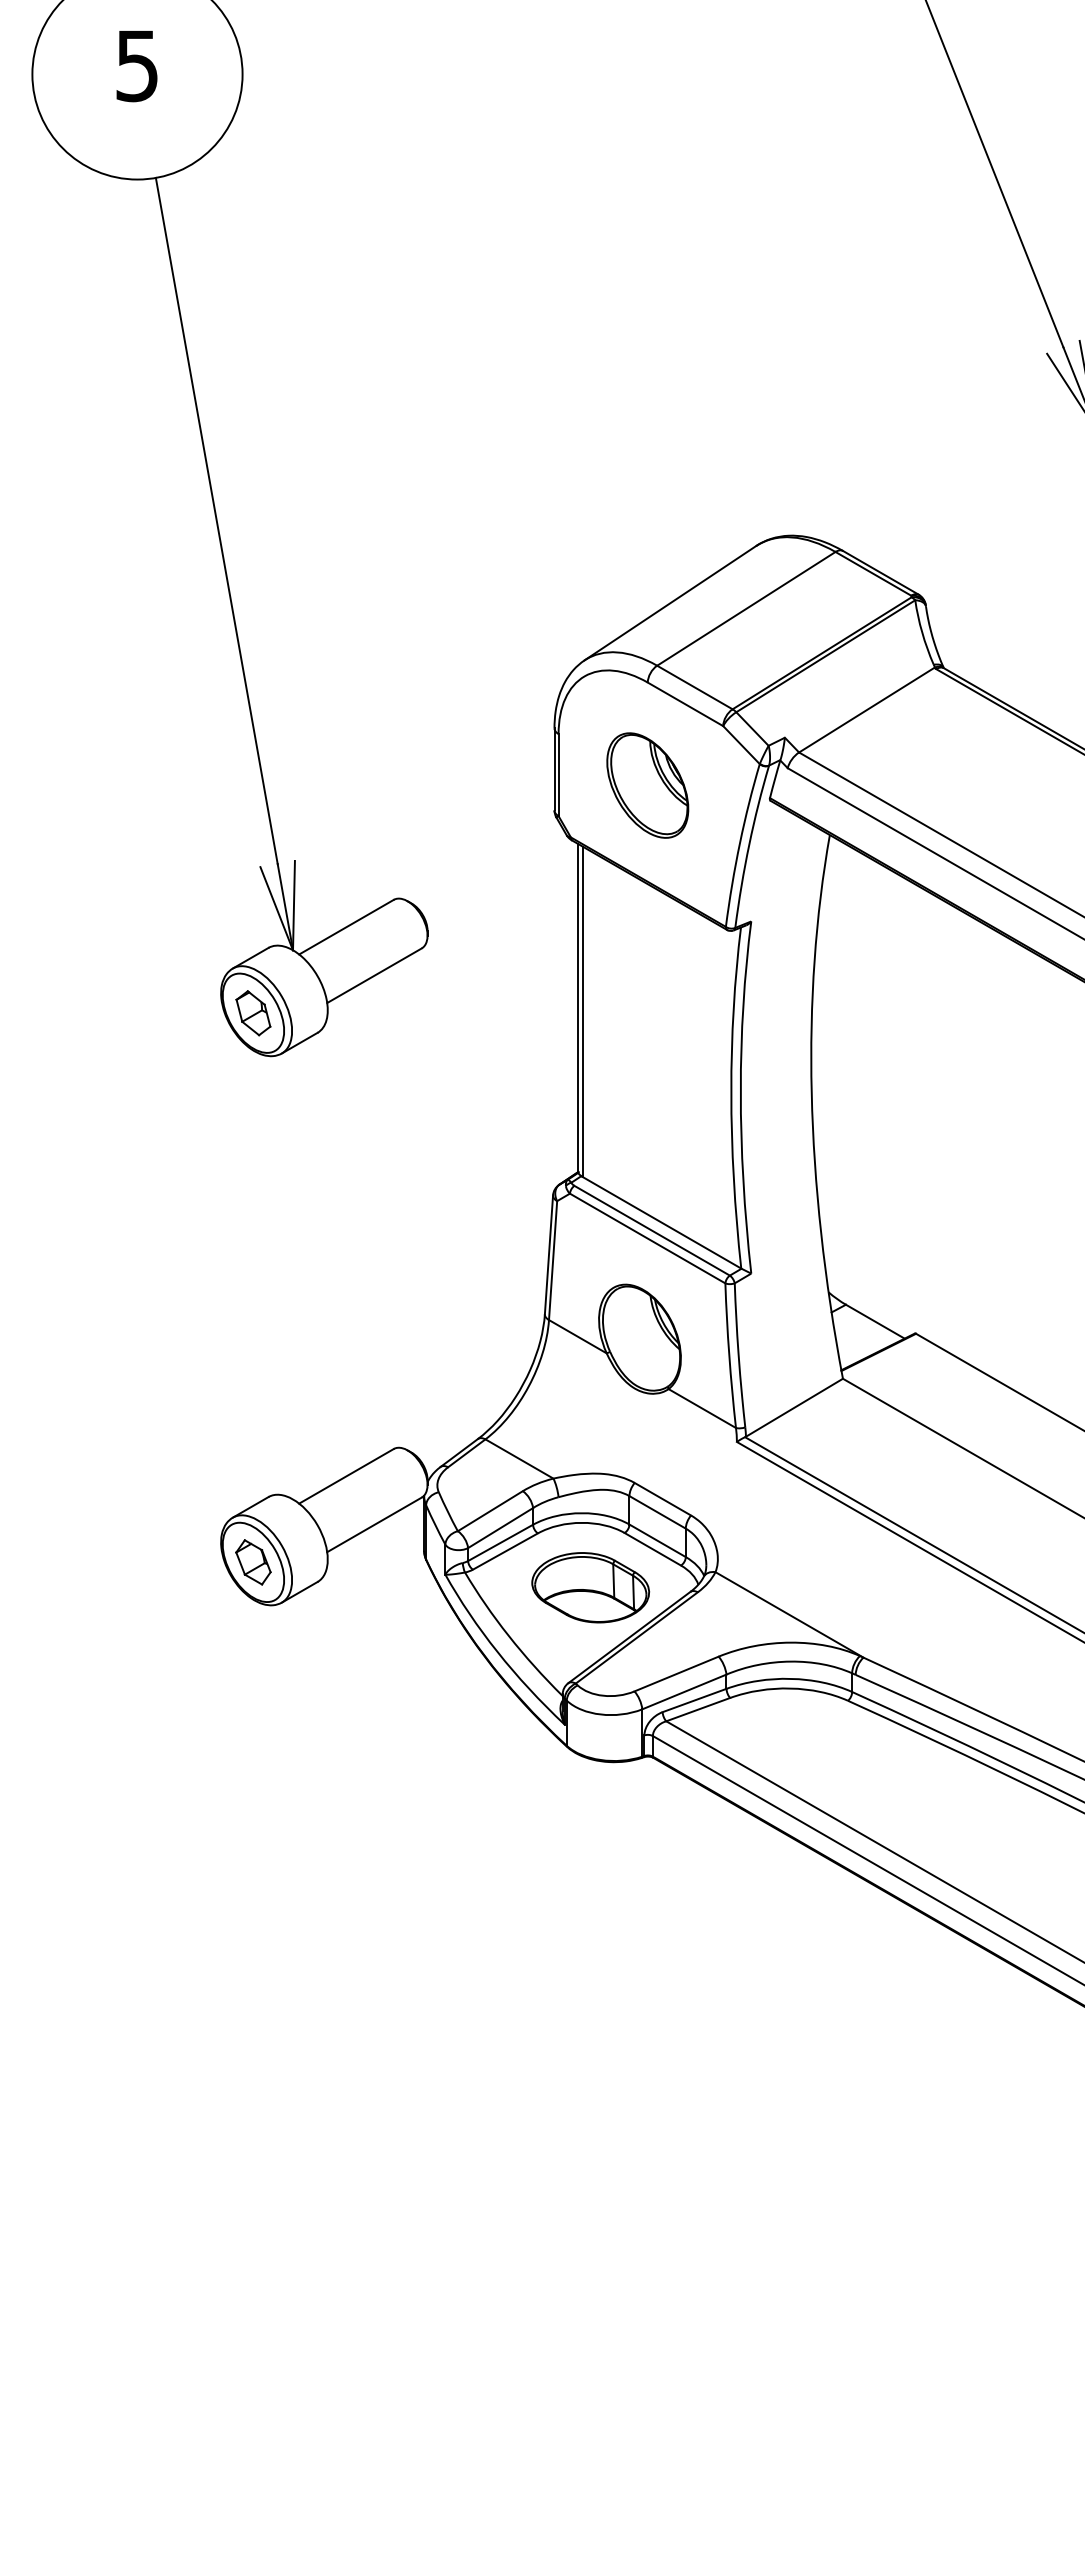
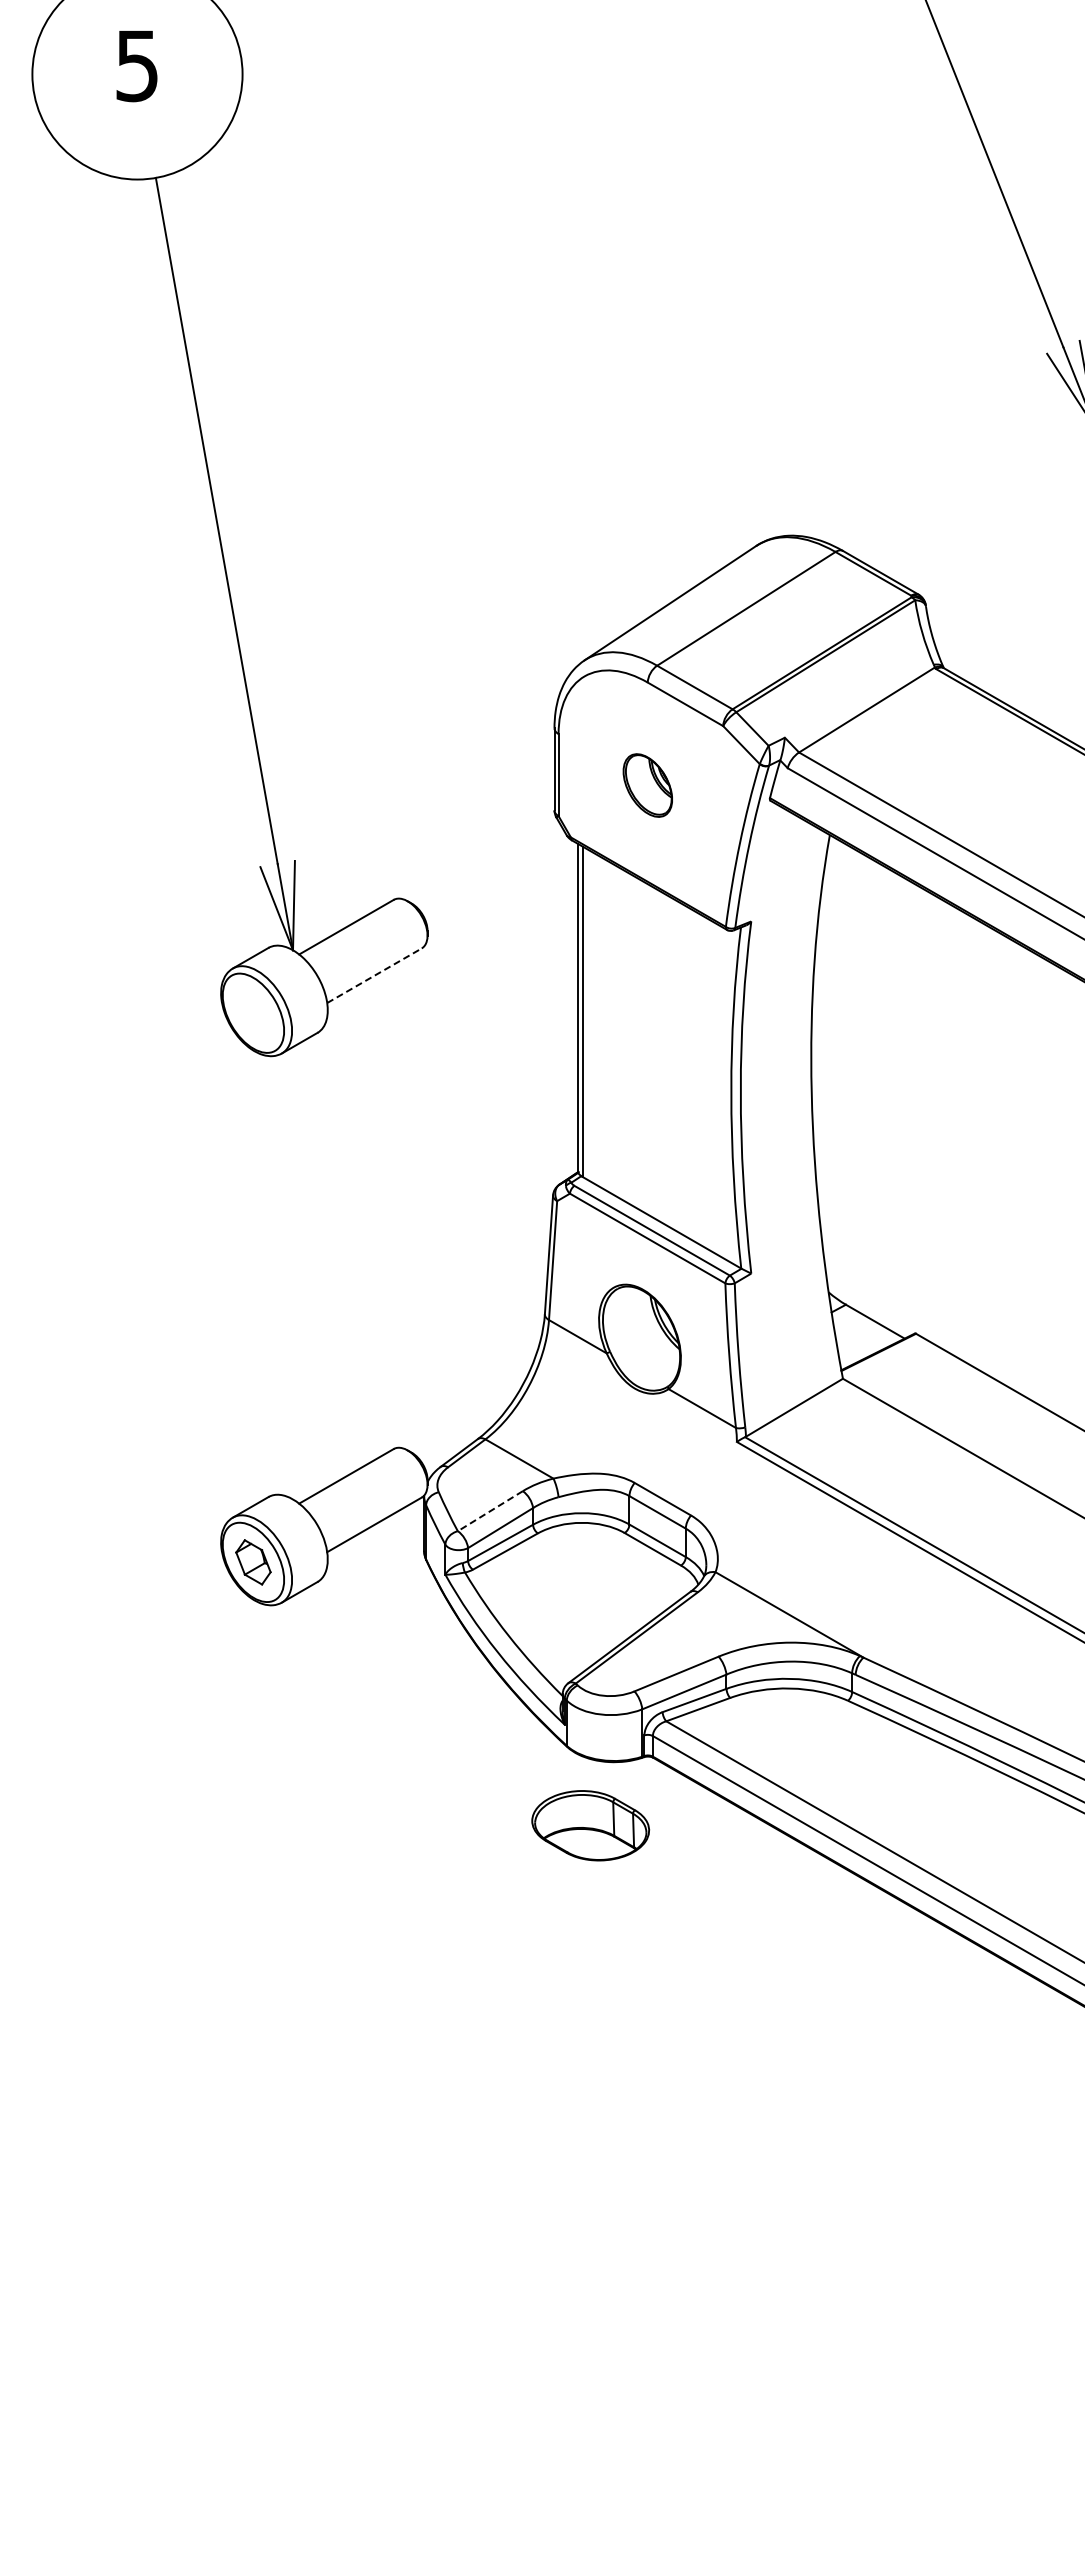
part size: 84x107 px -> 51x65 px (647, 785)
line: solid -> dashed (374, 975)
part: present -> none (253, 1013)
line: solid -> dashed (489, 1511)
part position: (590, 1587) -> (590, 1825) (590, 1825)
